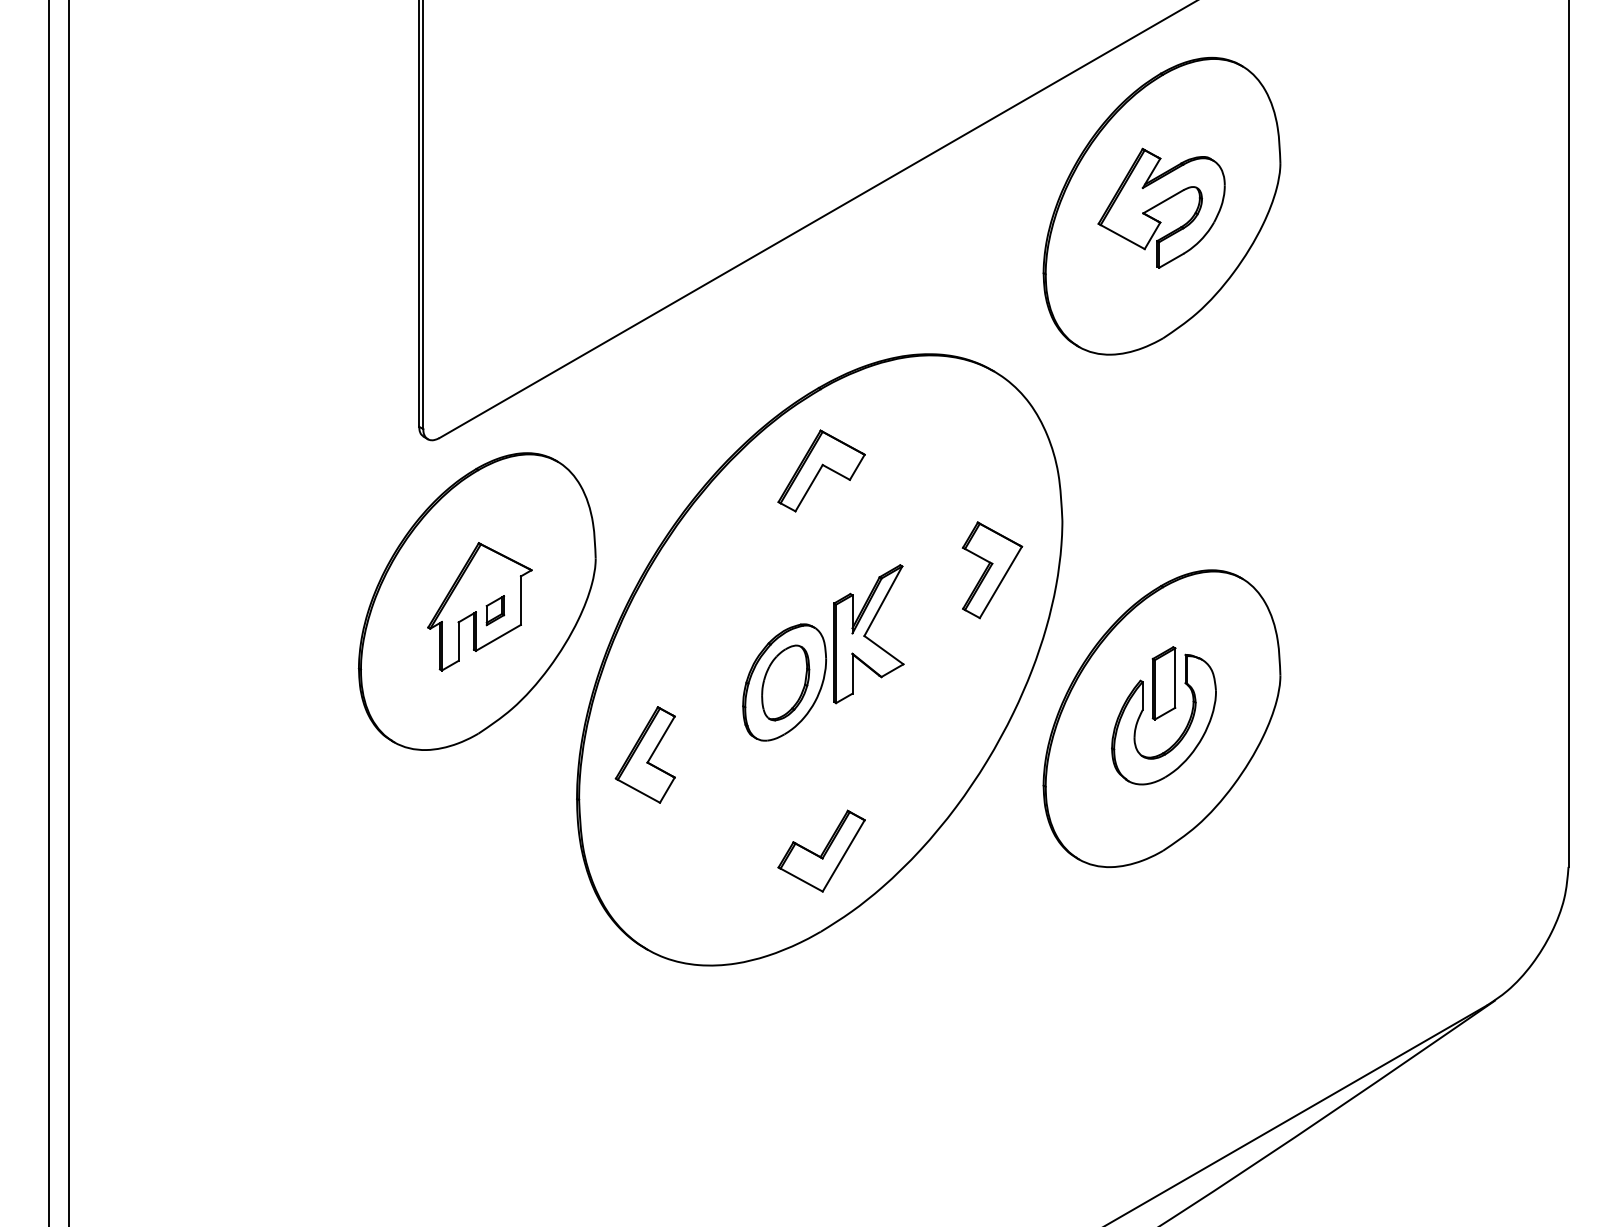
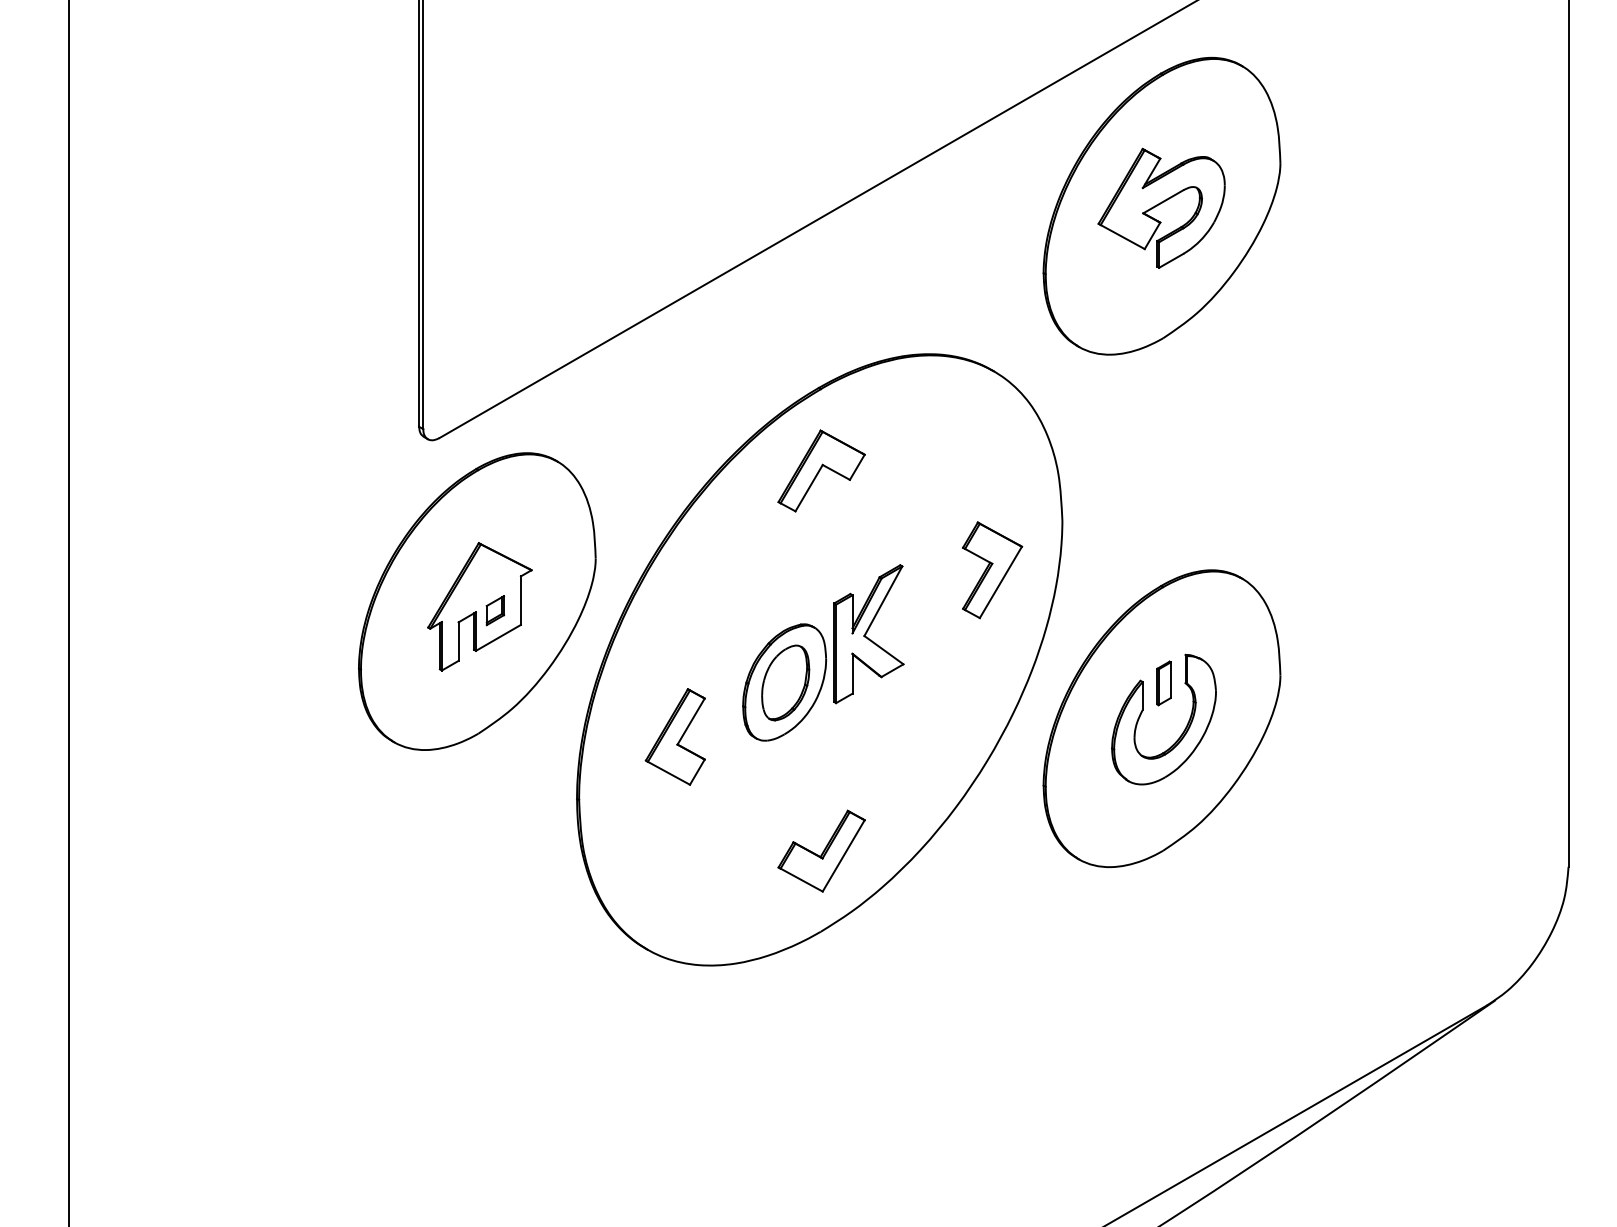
line: present -> none (48, 612)
part size: 26x75 px -> 16x47 px (1163, 683)
part position: (644, 754) -> (674, 736) (674, 736)
